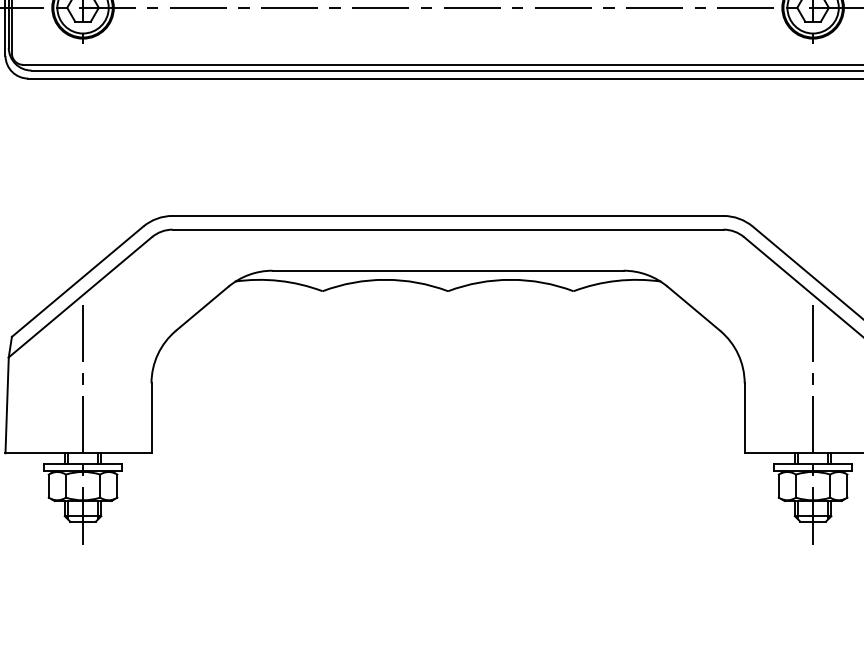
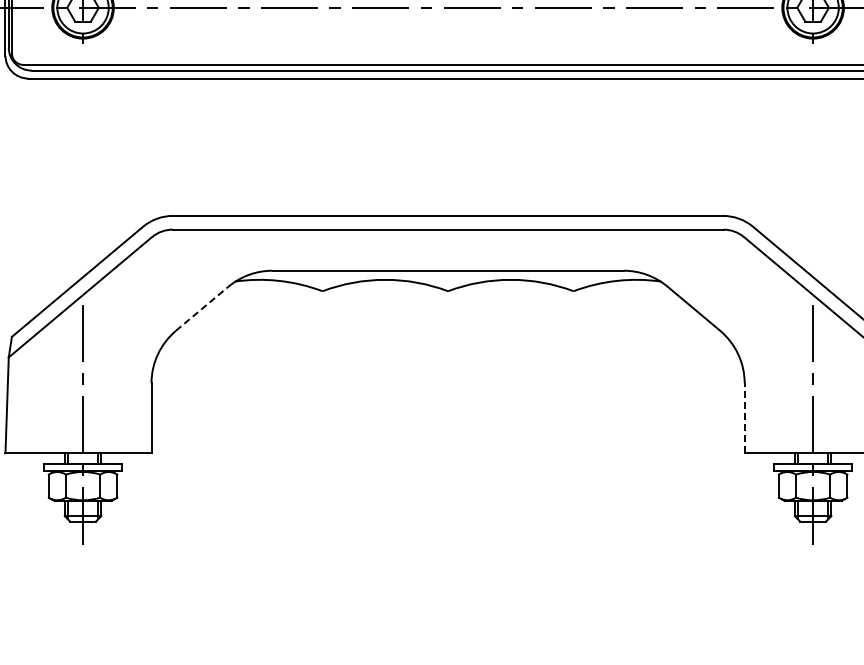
line: solid -> dashed (202, 308)
line: solid -> dashed (744, 418)
